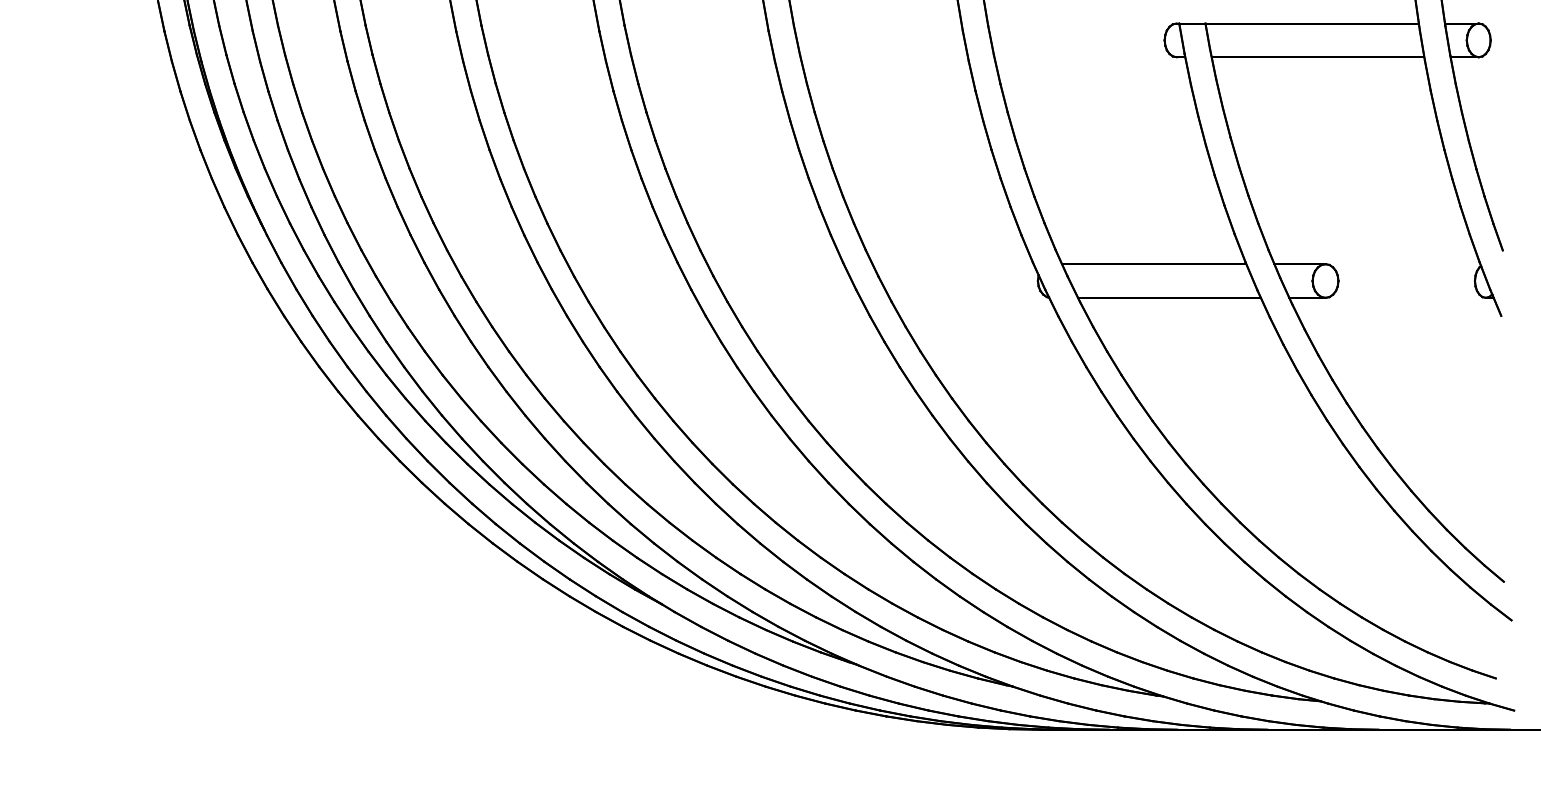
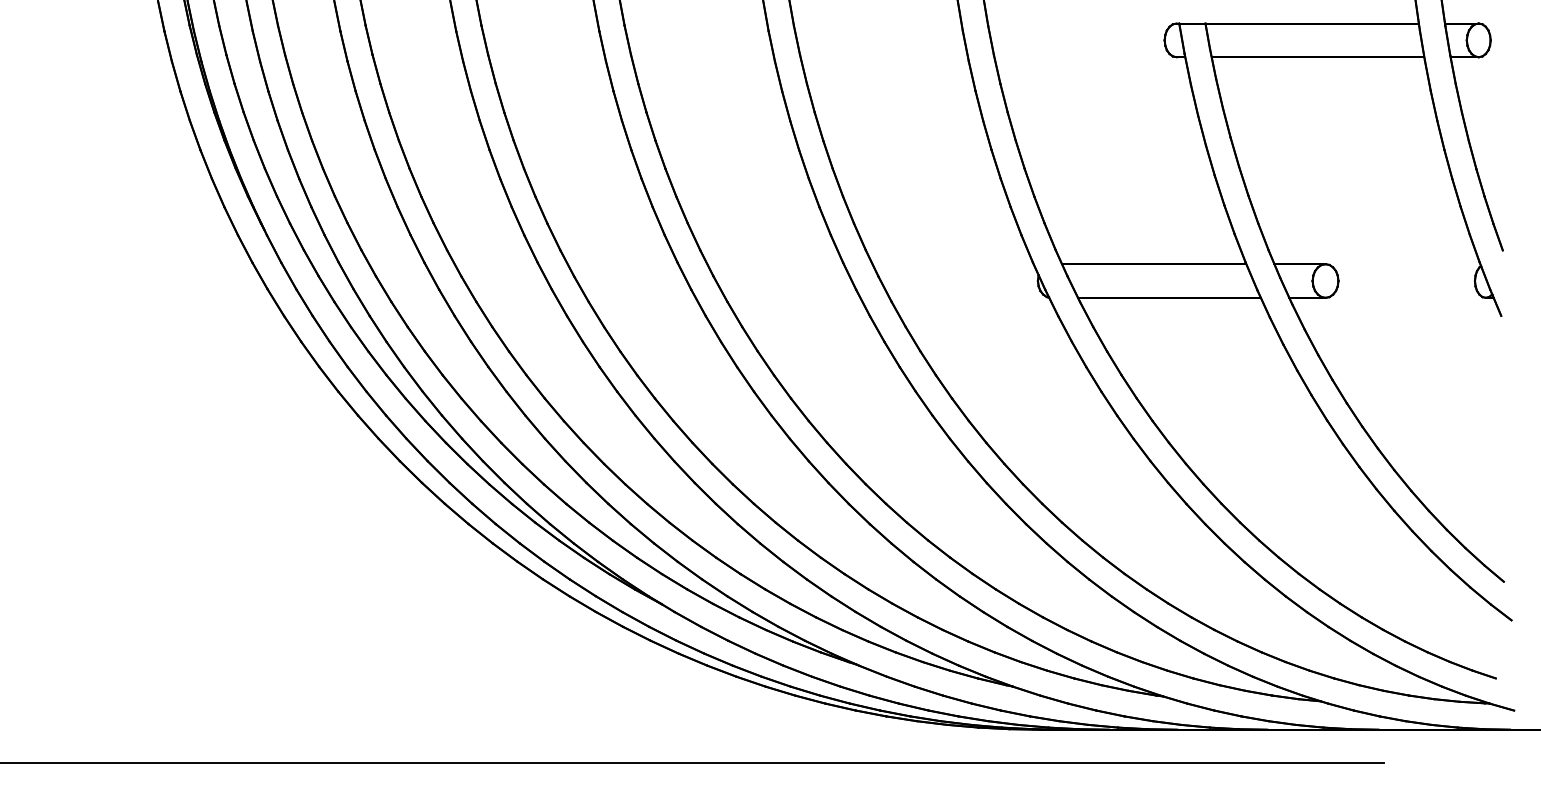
line: none -> present (693, 763)
